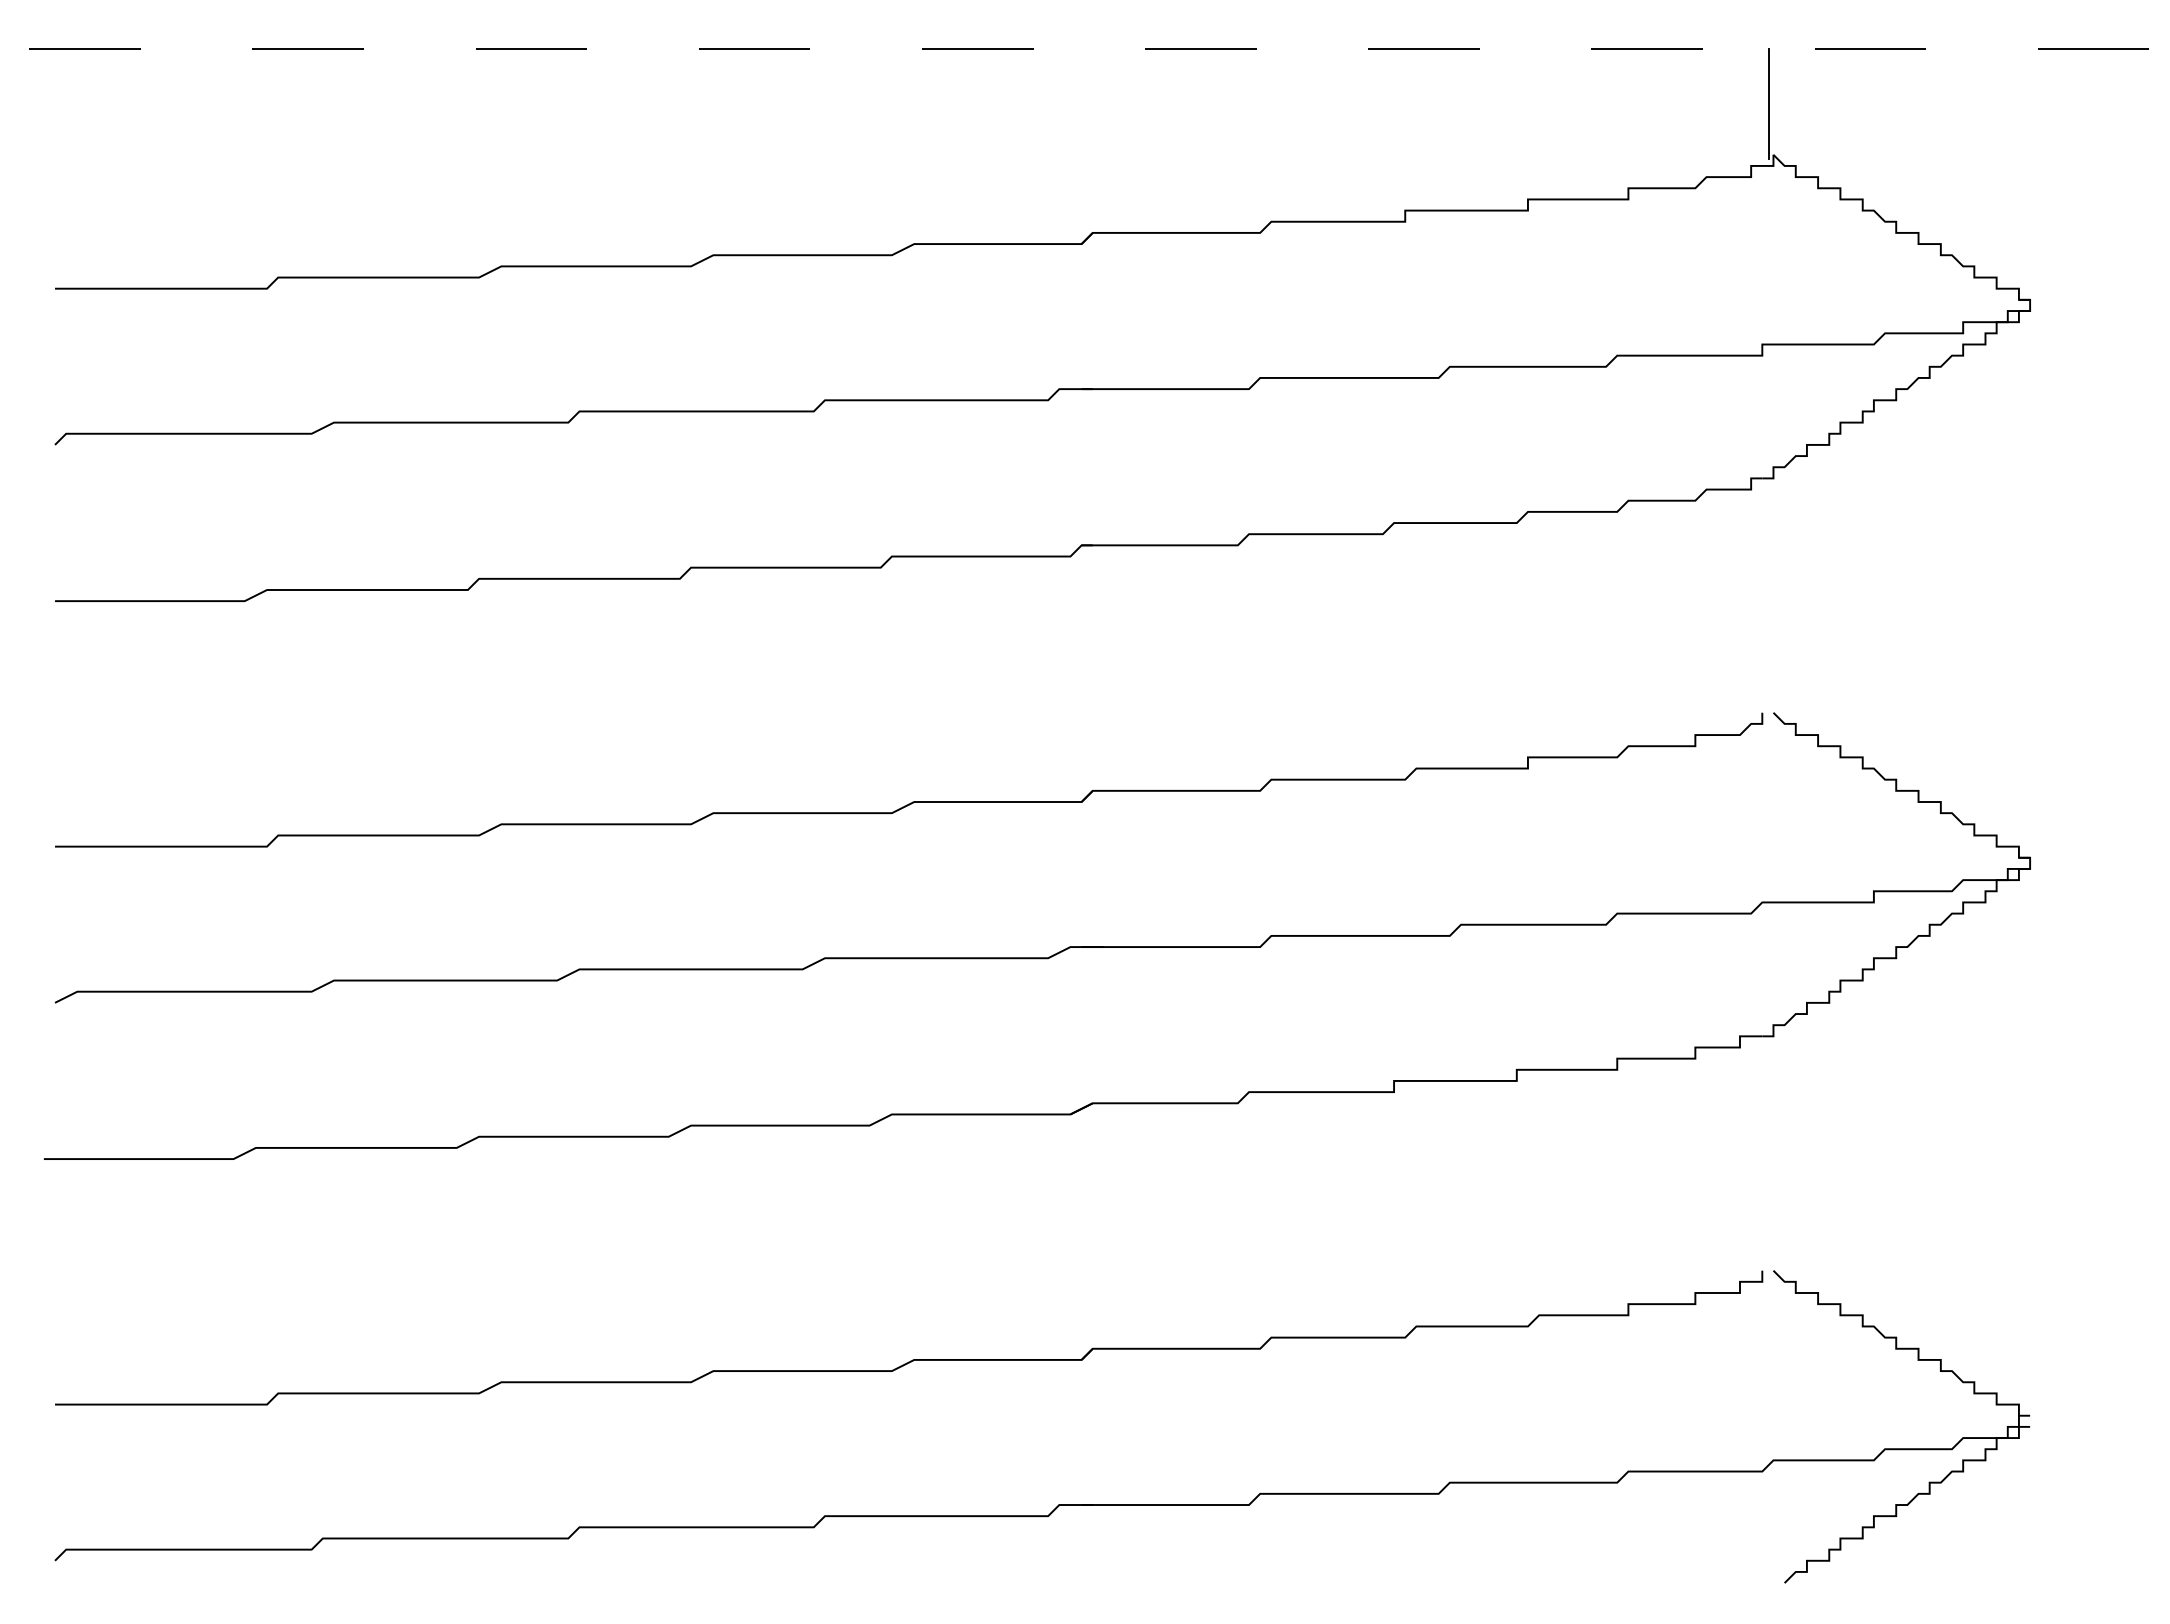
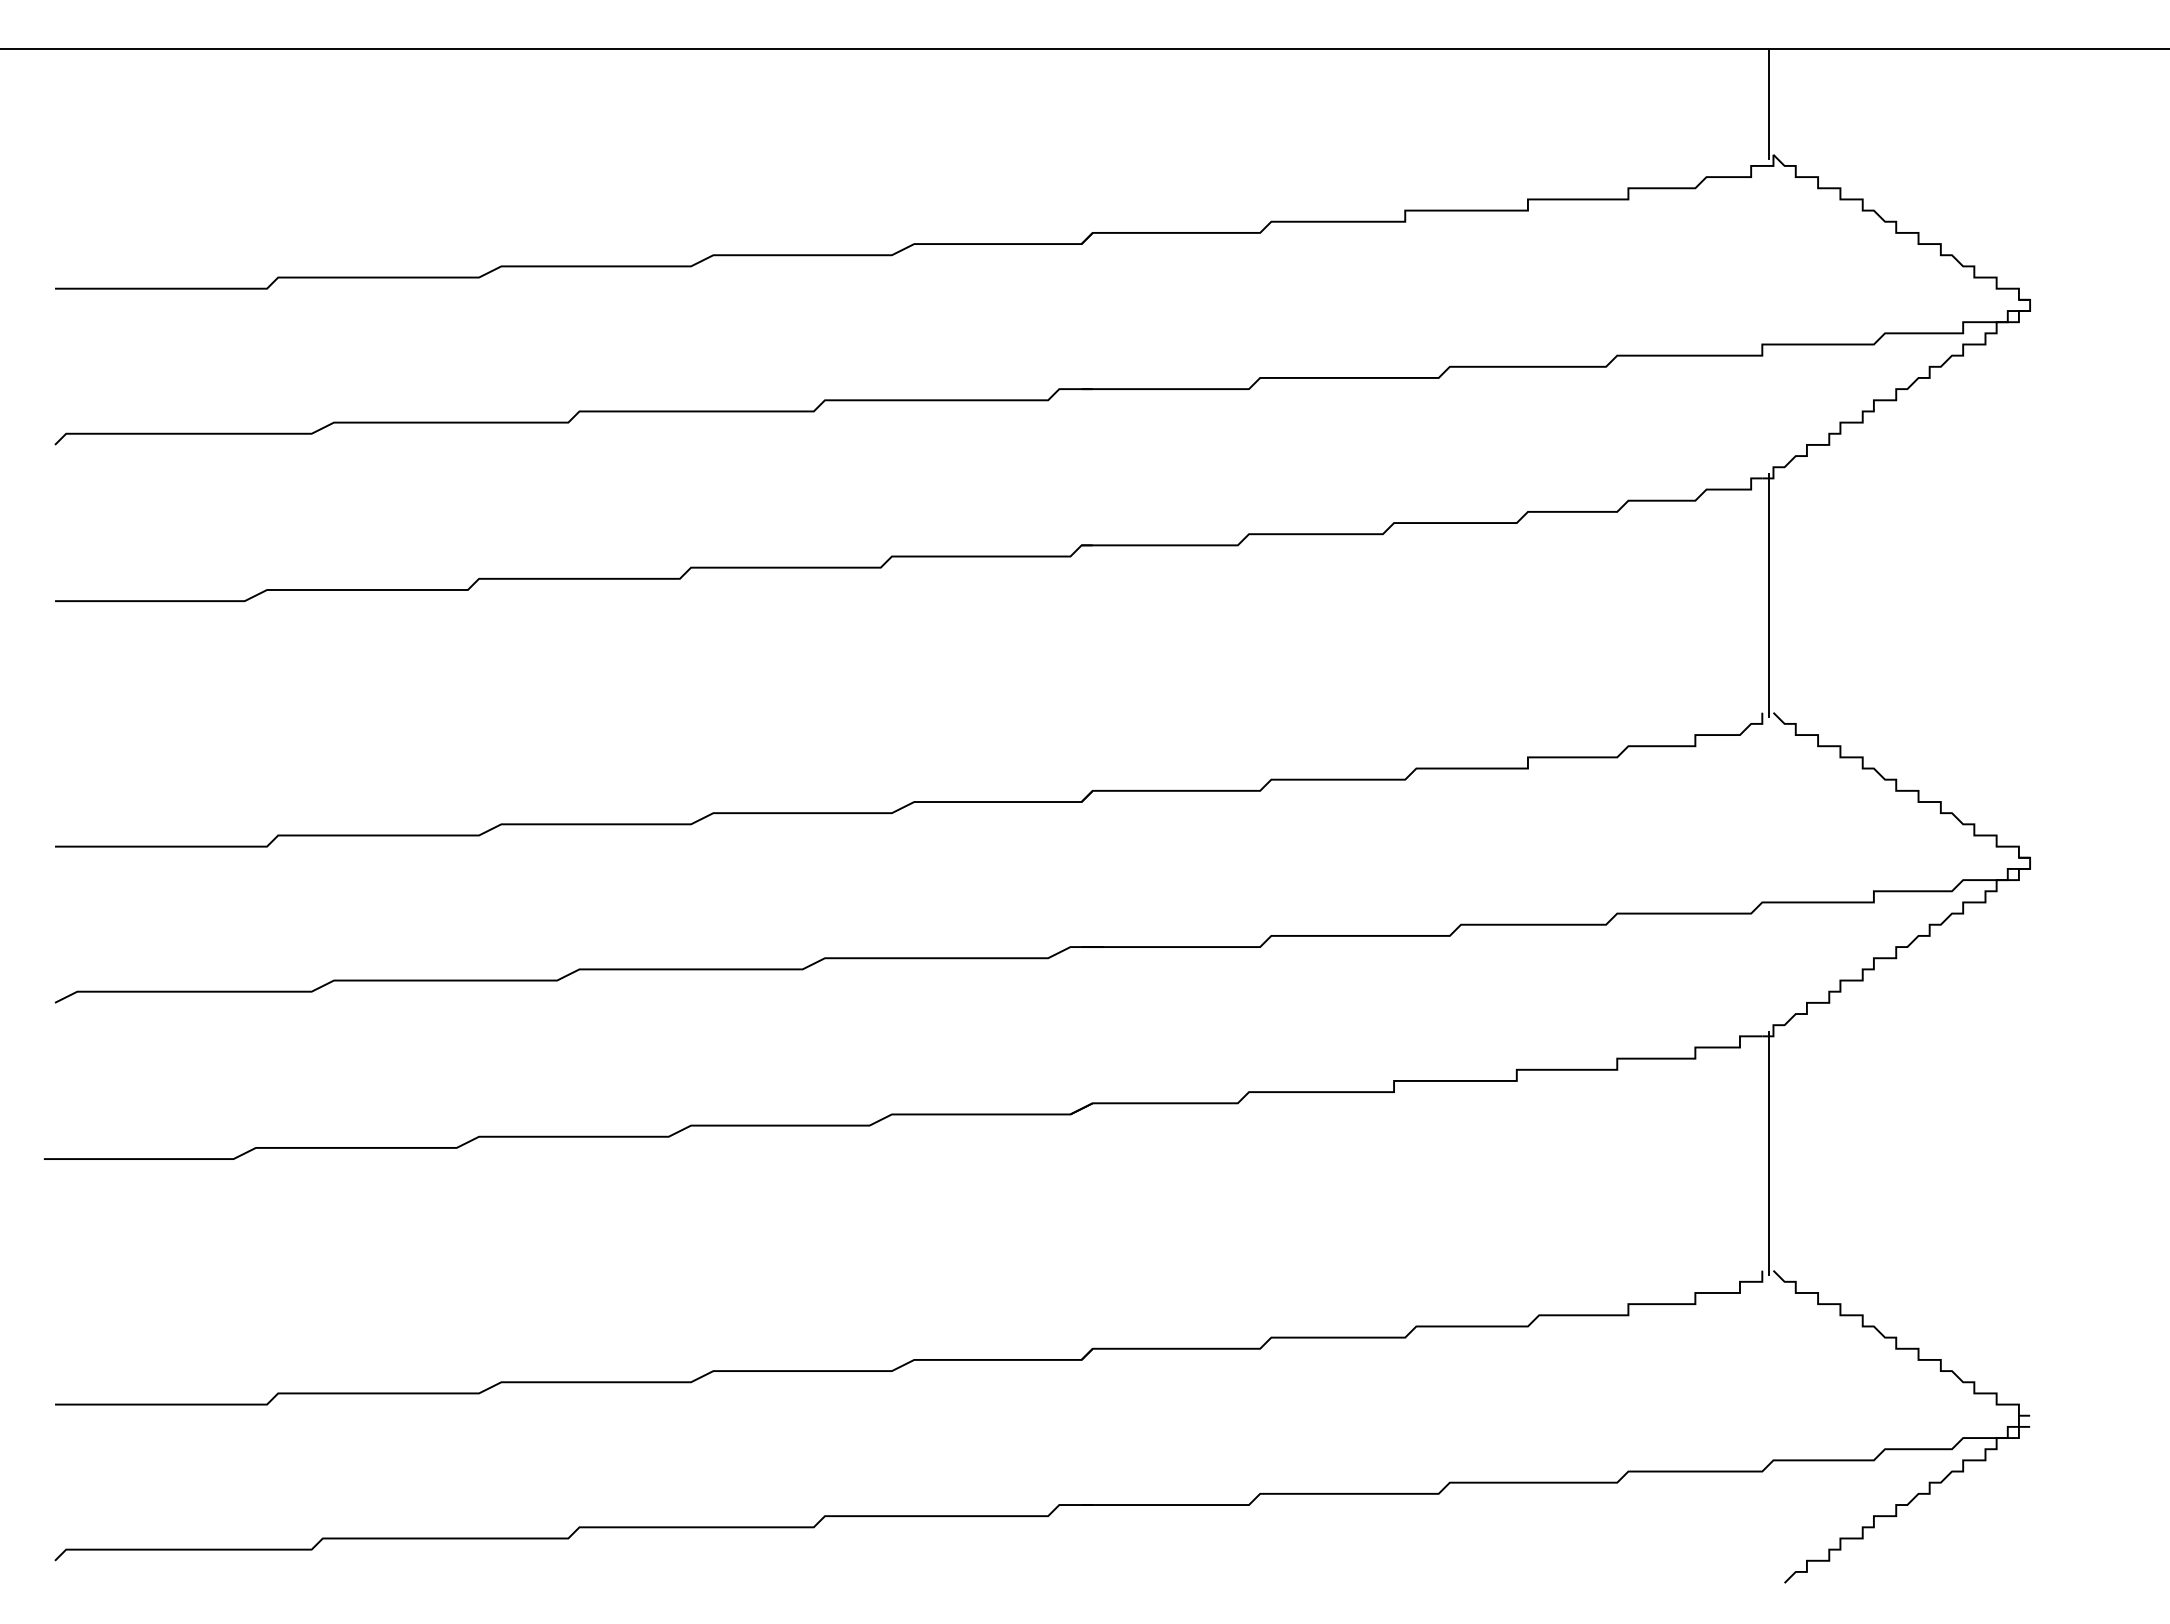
line: dashed -> solid (1085, 48)
line: none -> present (1769, 595)
line: none -> present (1769, 1153)
